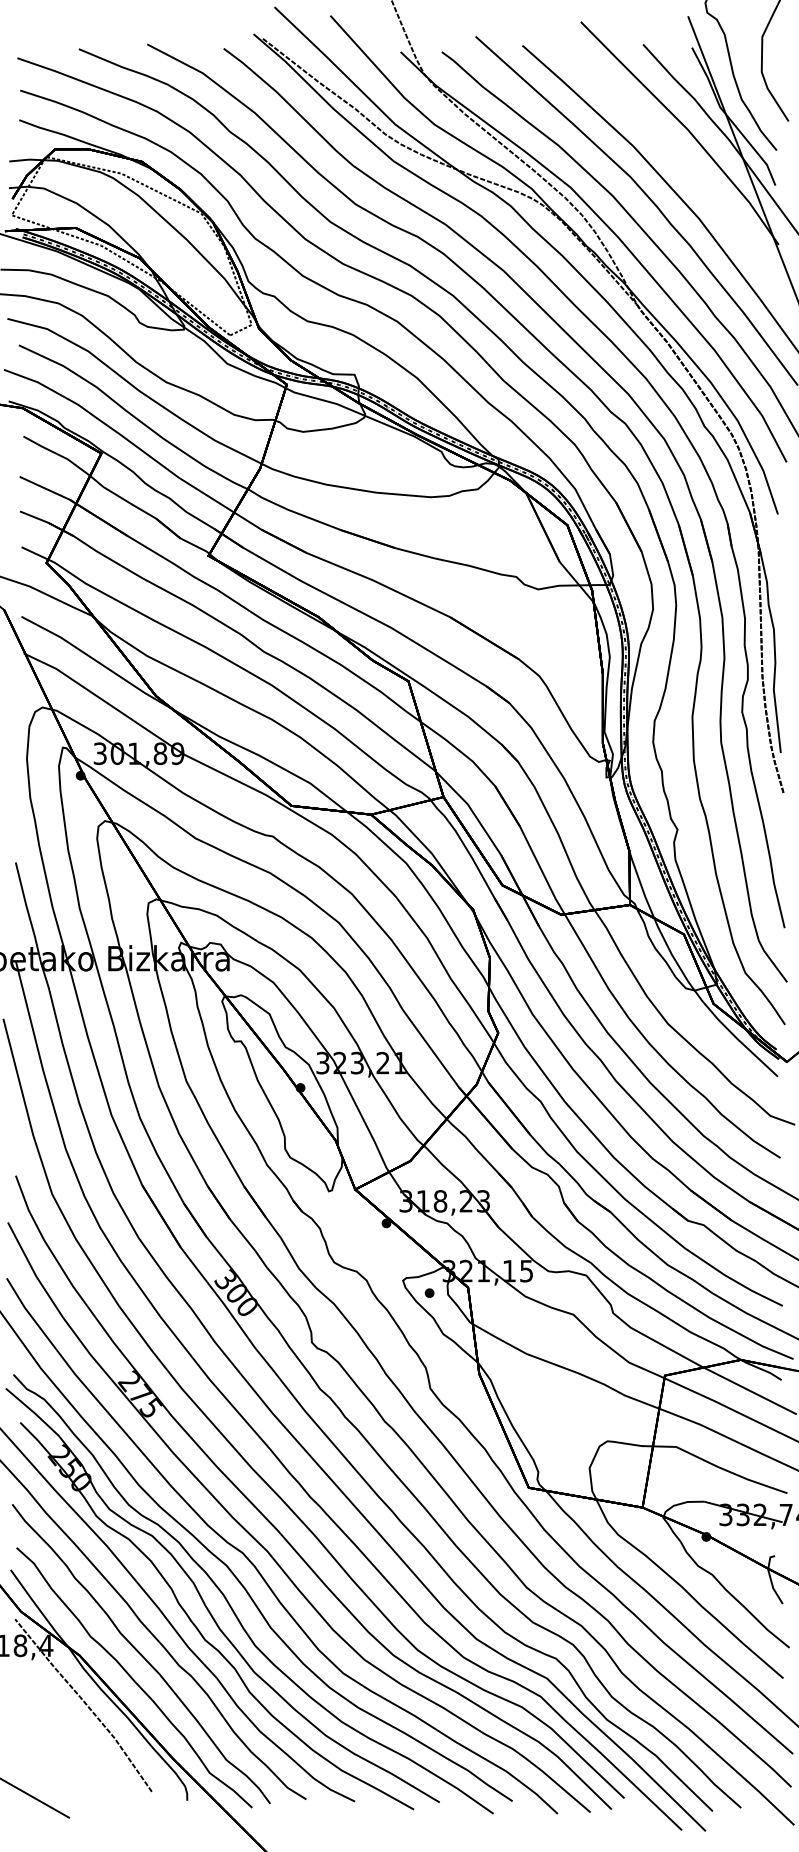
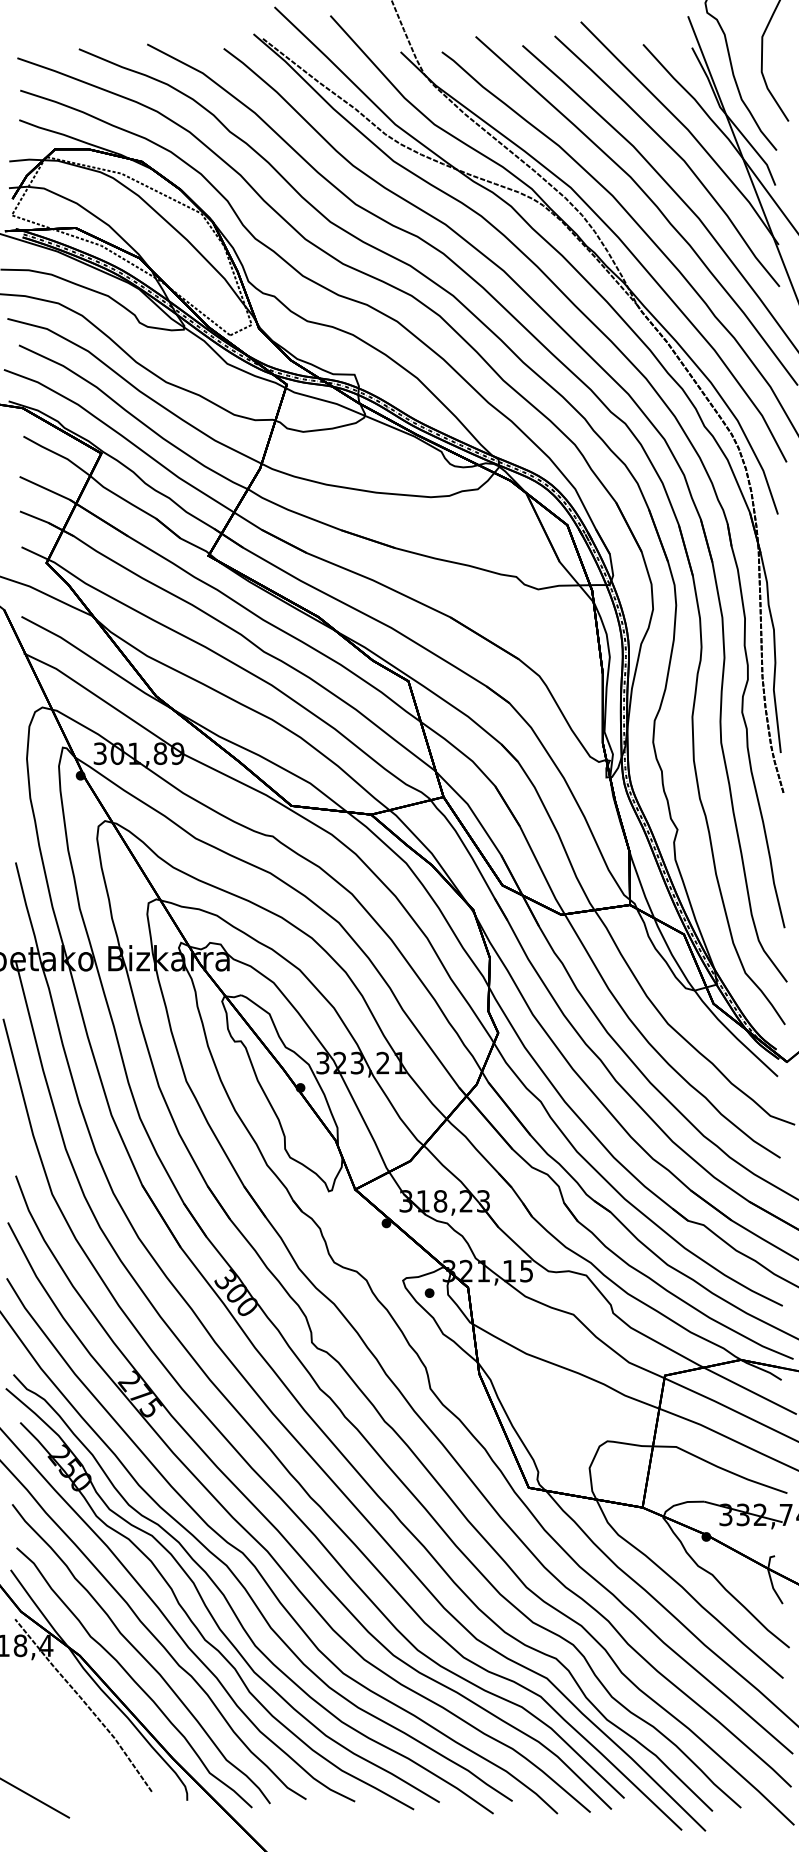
curve: none -> present (674, 152)
